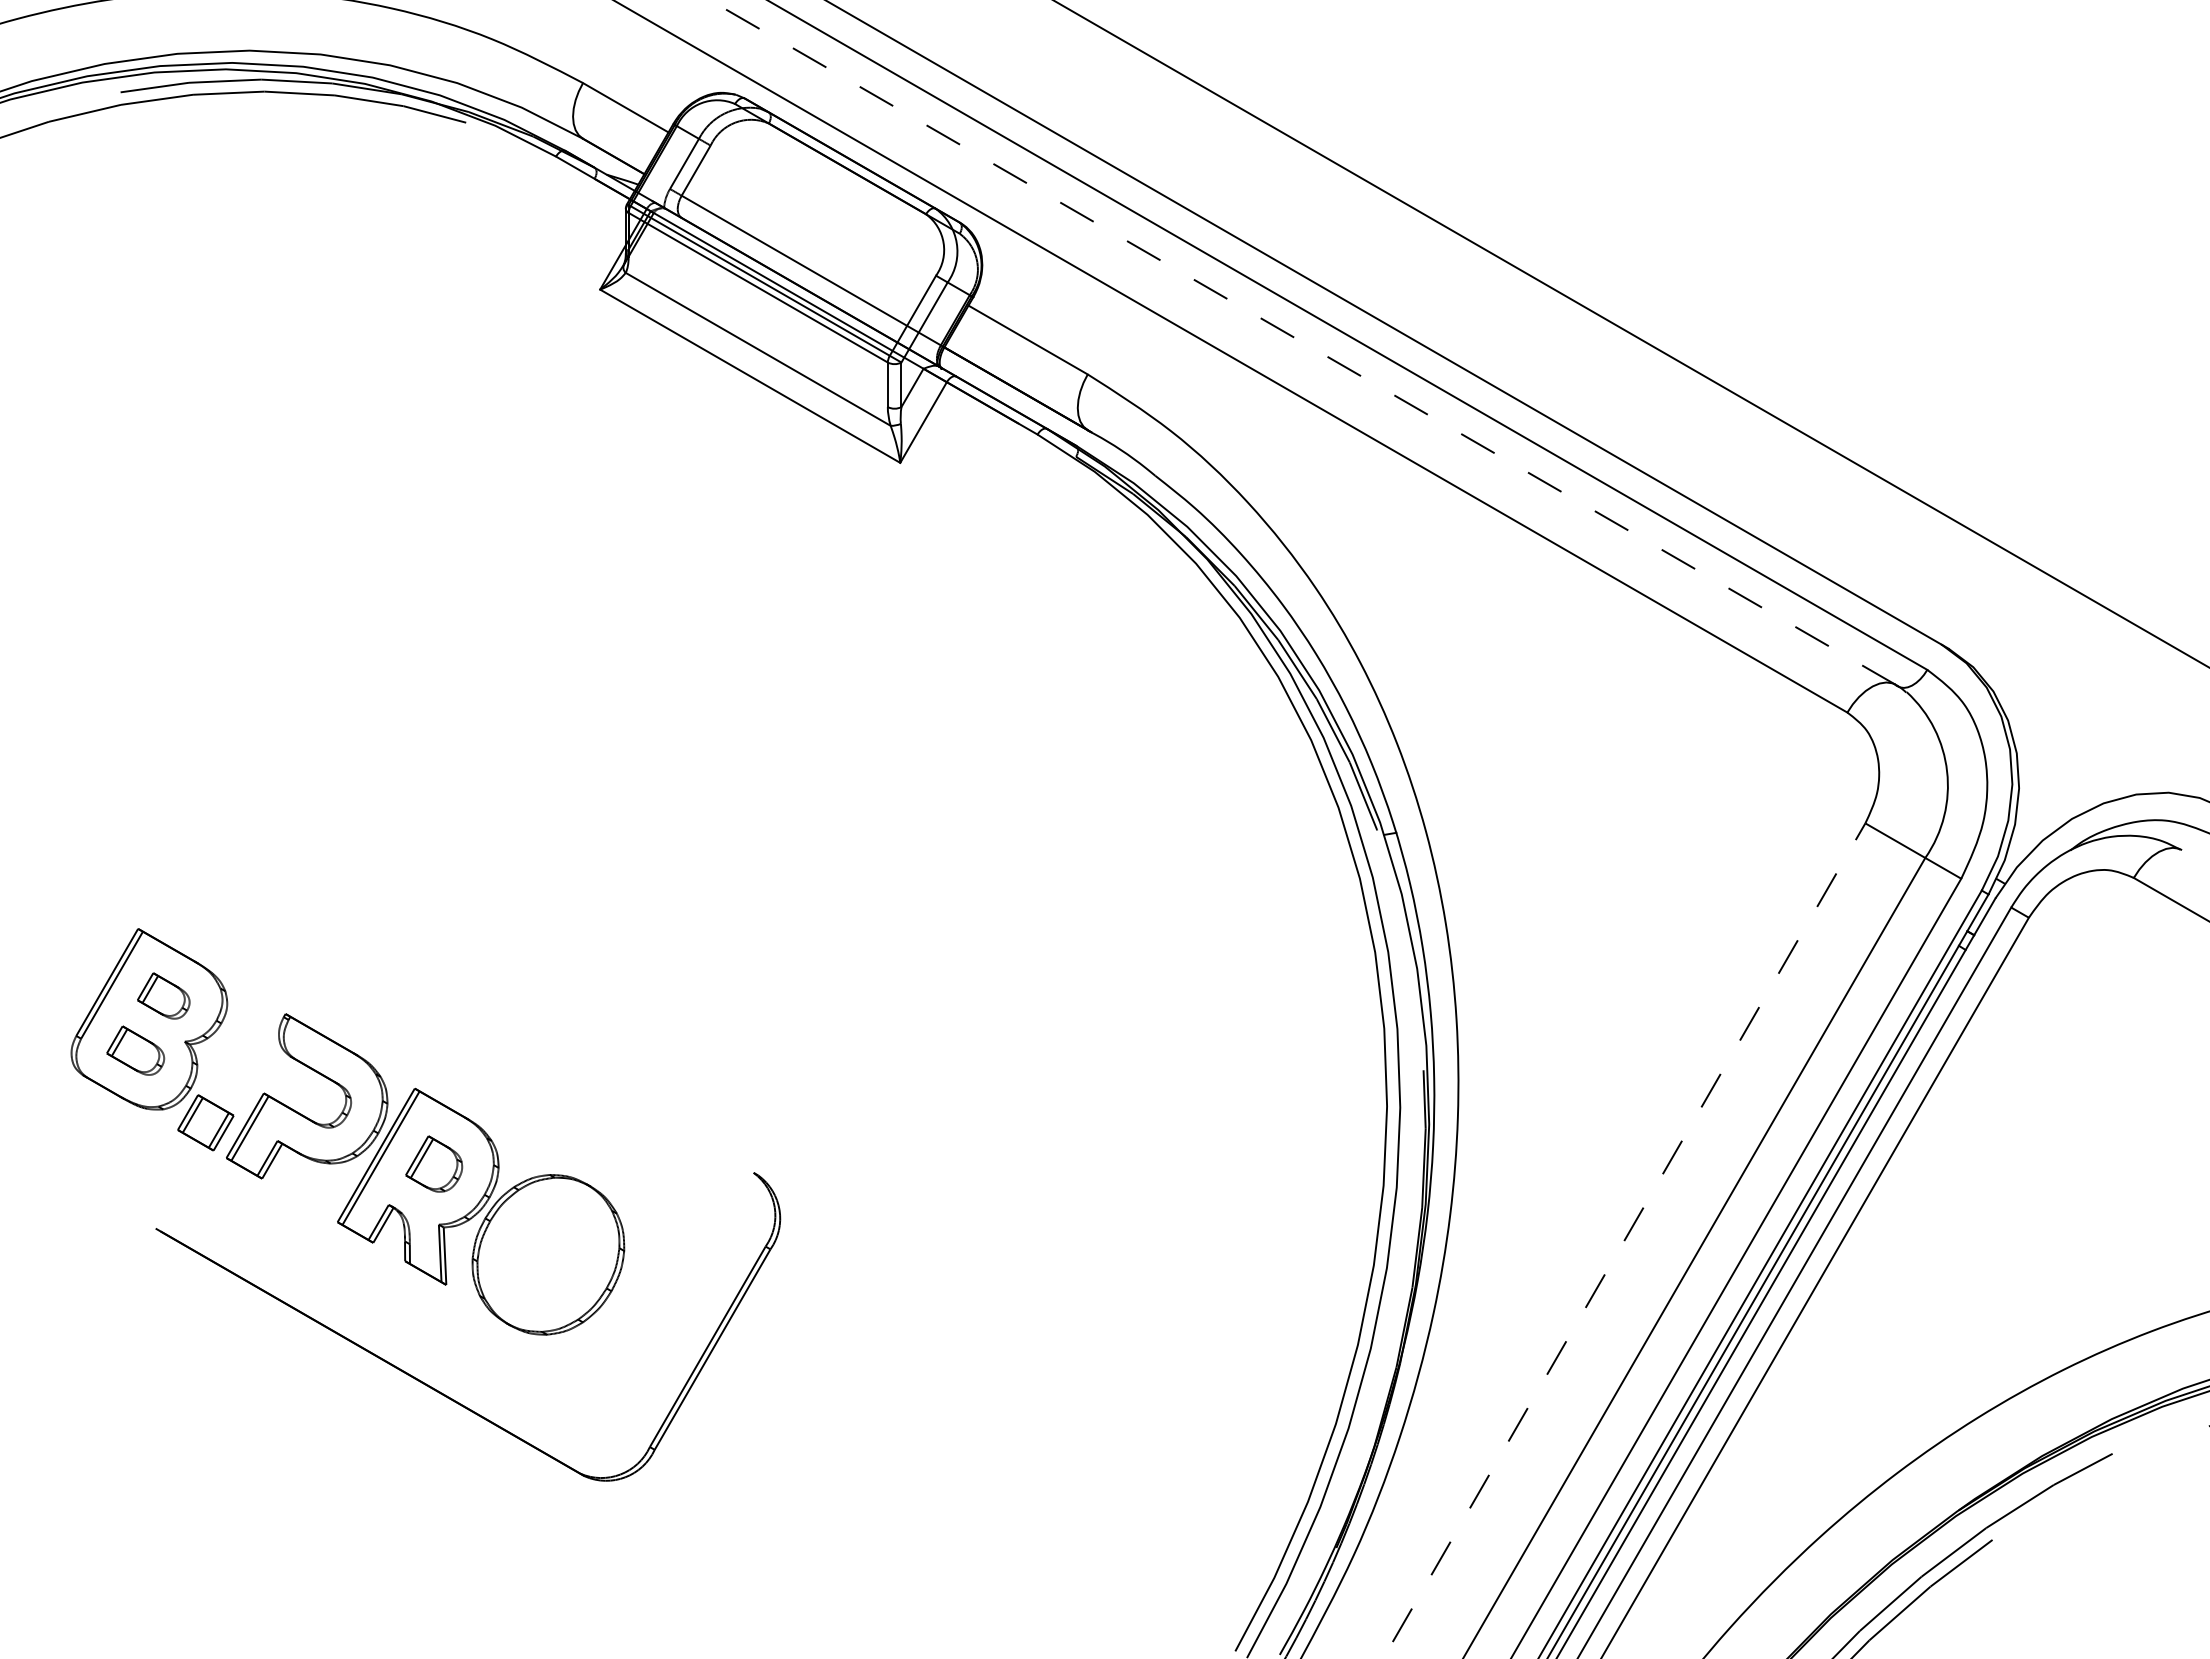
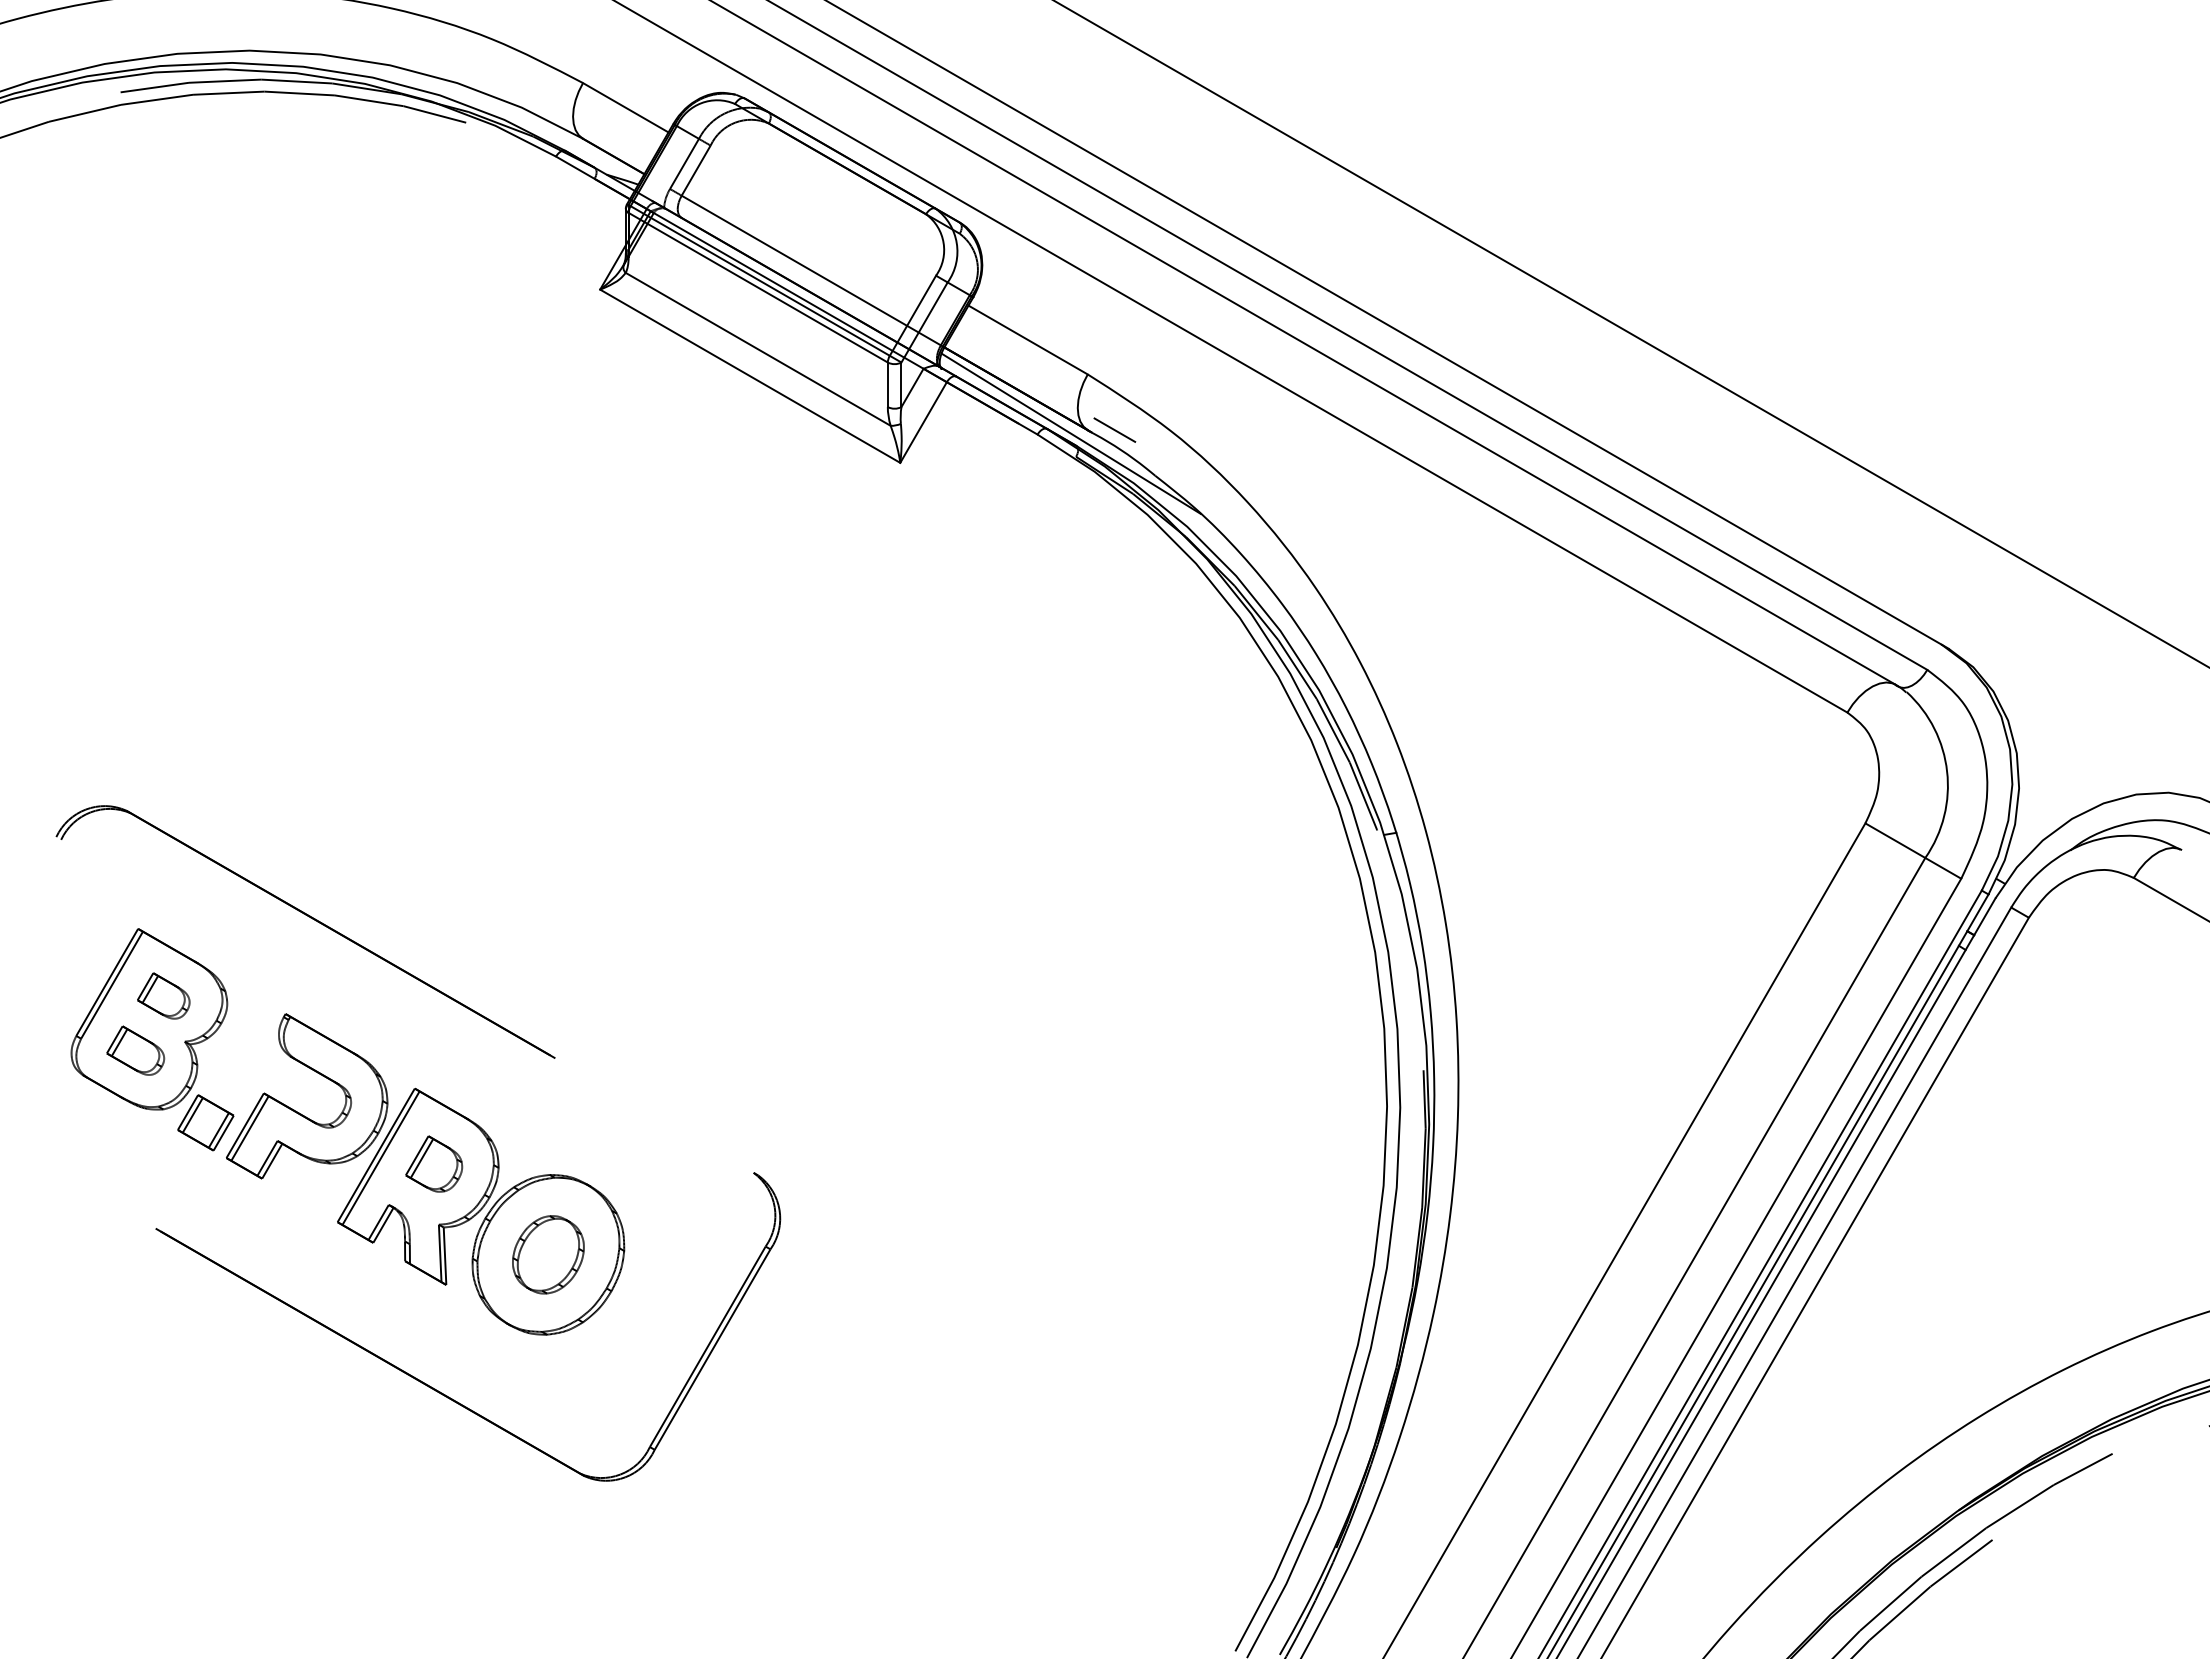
line: dashed -> solid (1302, 342)
line: none -> present (1114, 429)
line: none -> present (1070, 433)
part: none -> present (312, 919)
line: dashed -> solid (1624, 1240)
part: none -> present (548, 1254)
